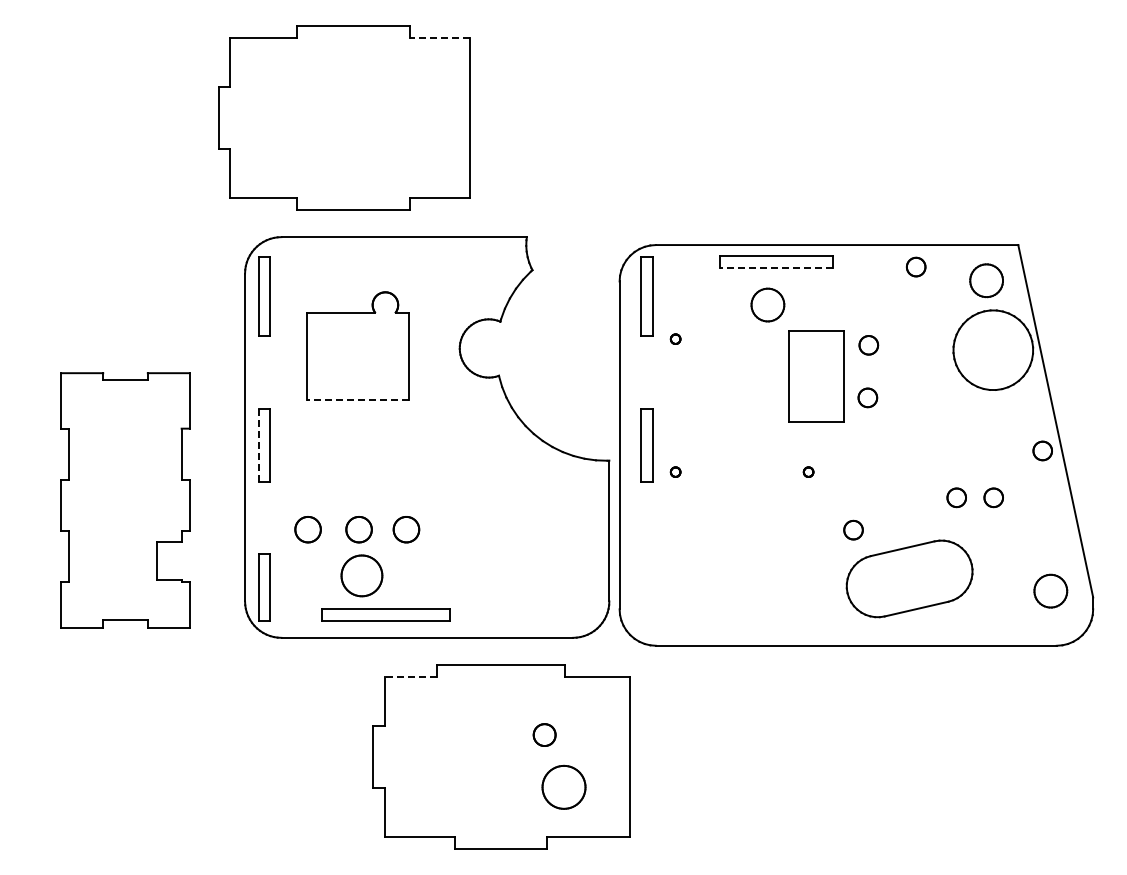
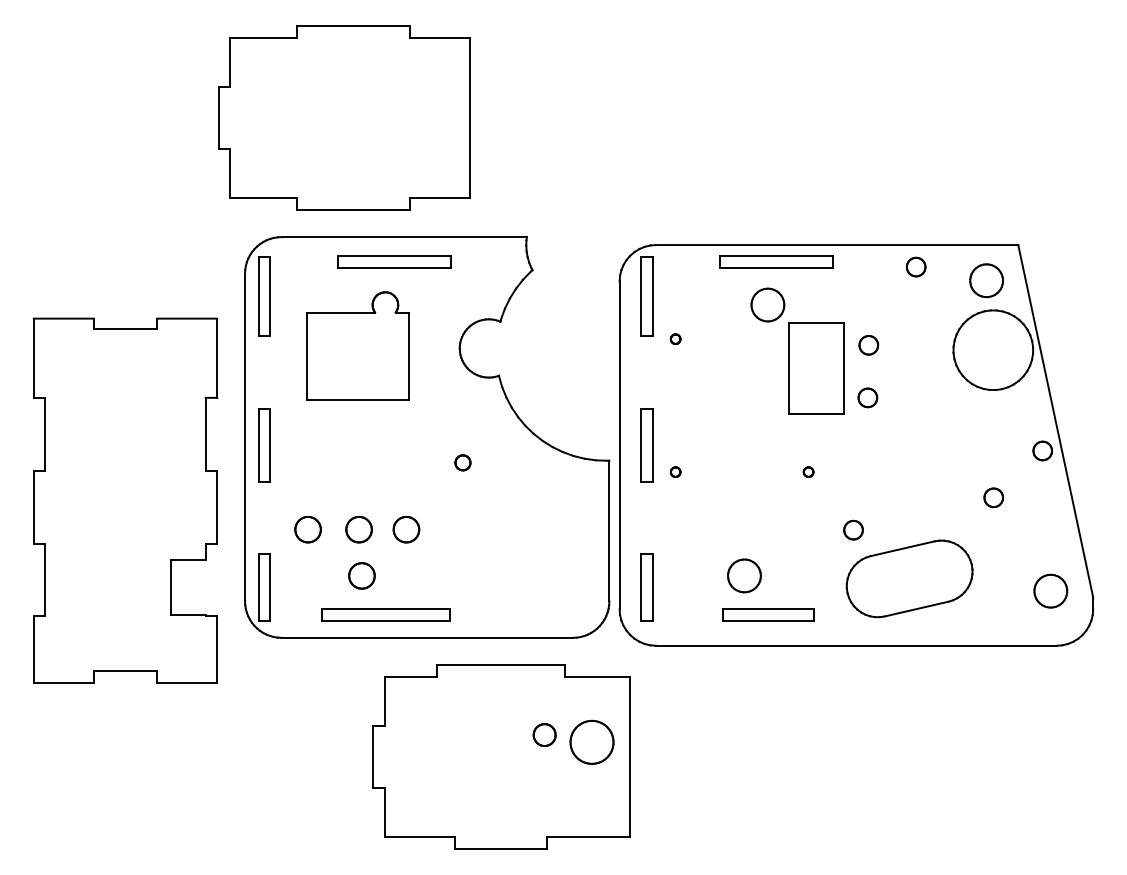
line: dashed -> solid (439, 37)
part: none -> present (394, 261)
line: dashed -> solid (776, 267)
part position: (816, 376) -> (816, 368) (816, 368)
line: dashed -> solid (357, 399)
line: dashed -> solid (258, 444)
part: none -> present (462, 462)
part: present -> none (956, 497)
part size: 131x257 px -> 187x367 px (125, 500)
part size: 44x44 px -> 28x28 px (361, 575)
part: none -> present (744, 575)
part: none -> present (646, 587)
part: none -> present (768, 614)
line: dashed -> solid (410, 676)
part position: (563, 786) -> (591, 741) (591, 741)
